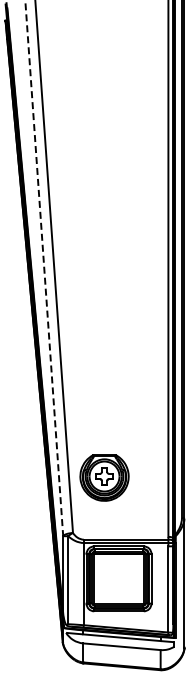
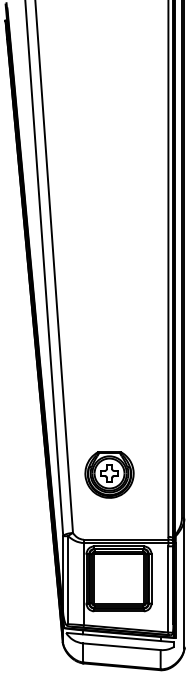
line: dashed -> solid (44, 268)
part position: (104, 477) -> (109, 474) (109, 474)
